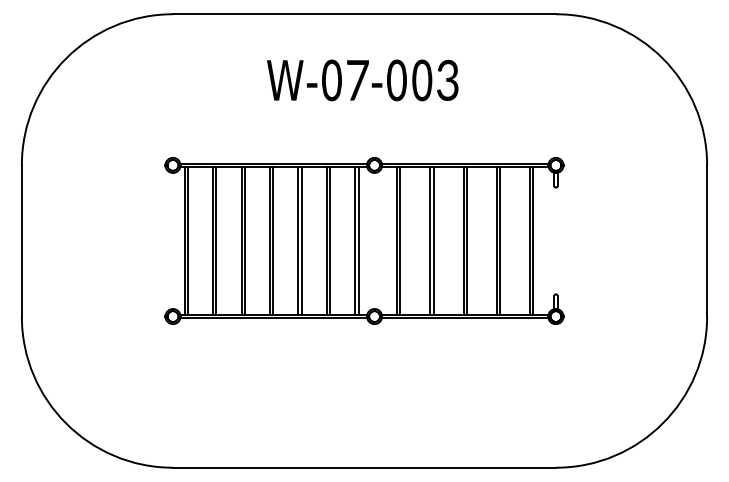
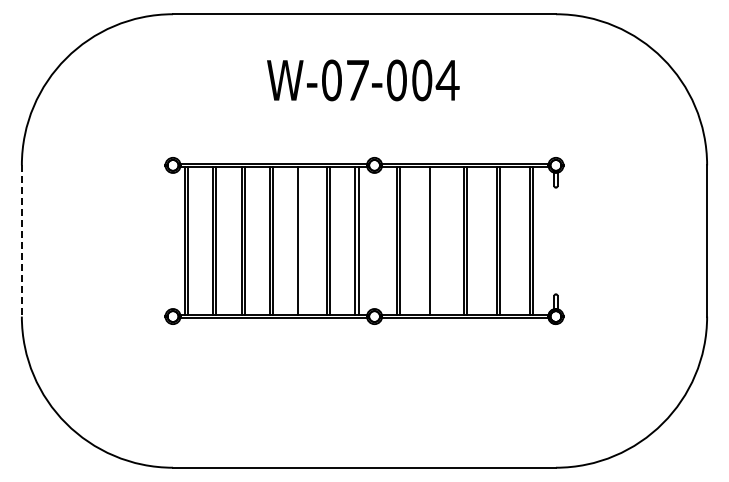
text: 3 -> 4 (447, 79)
line: present -> none (301, 240)
line: present -> none (433, 240)
line: solid -> dashed (21, 241)
